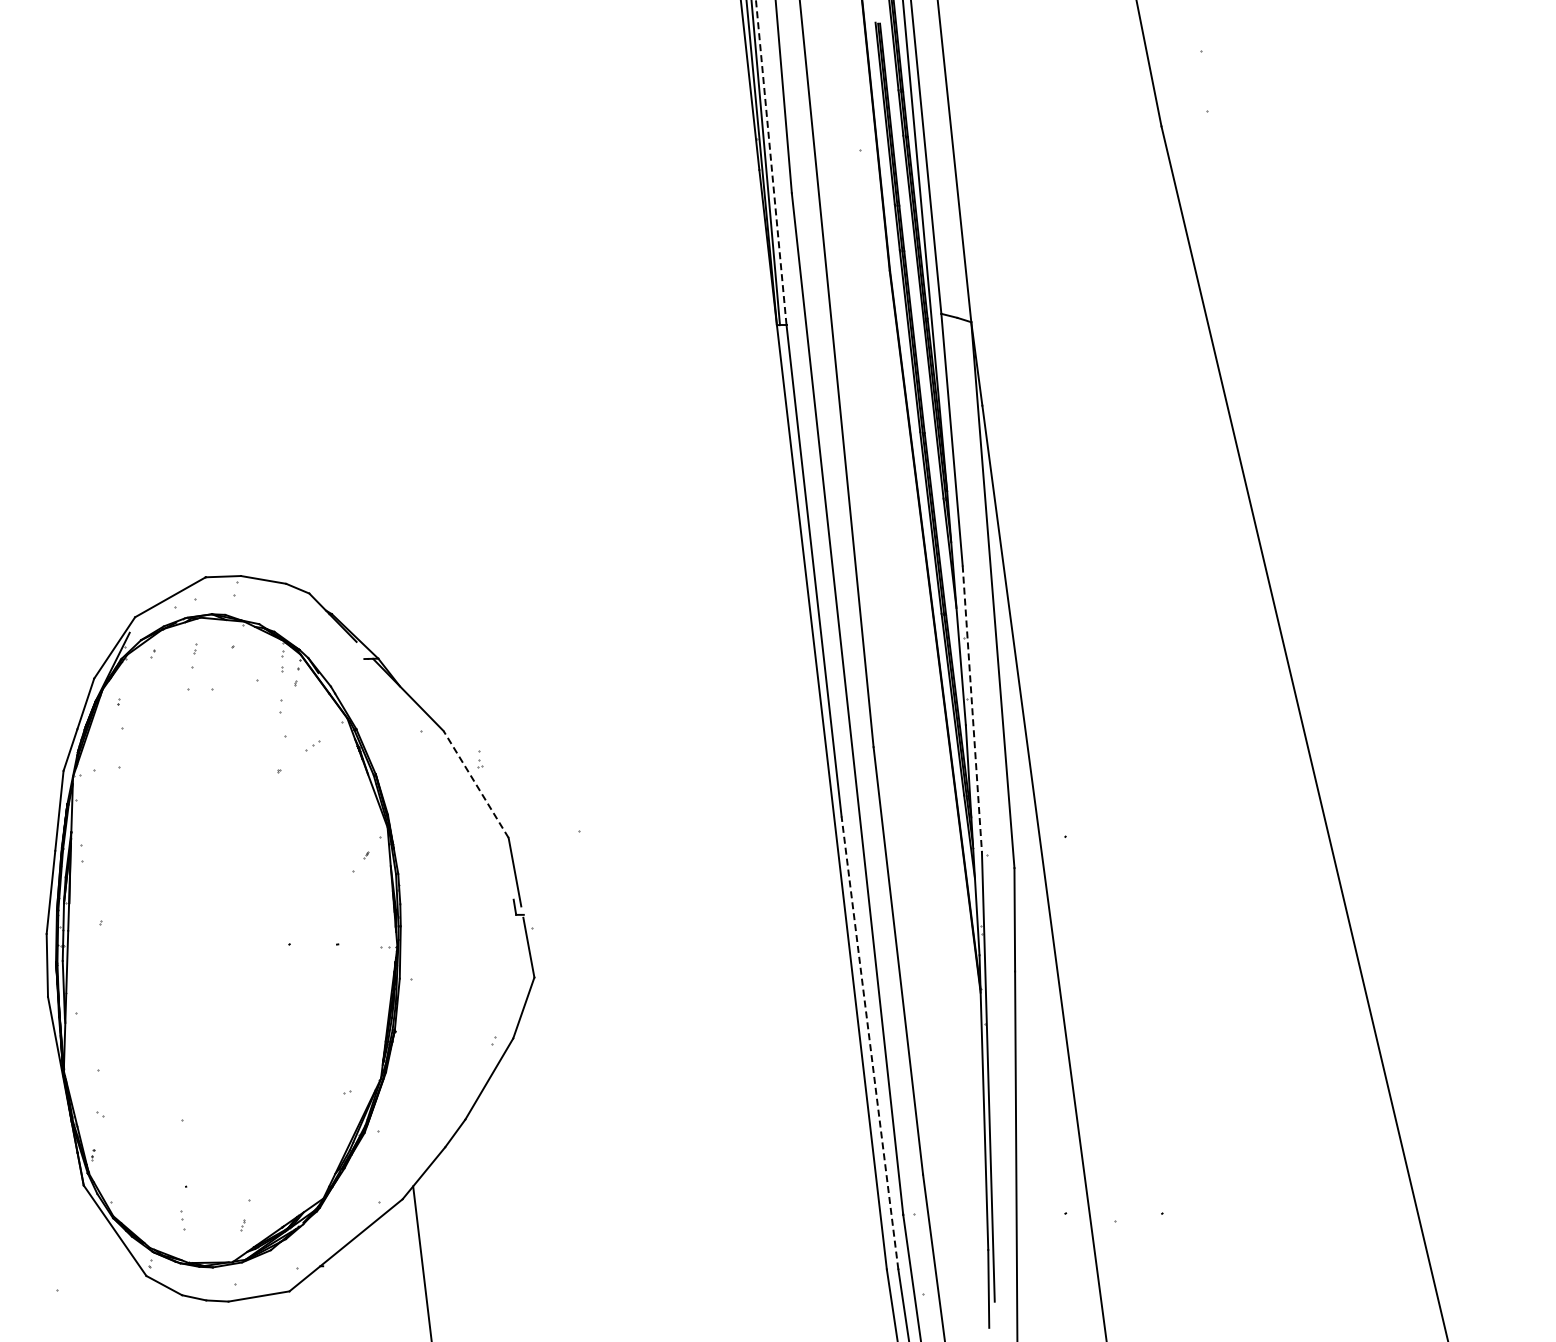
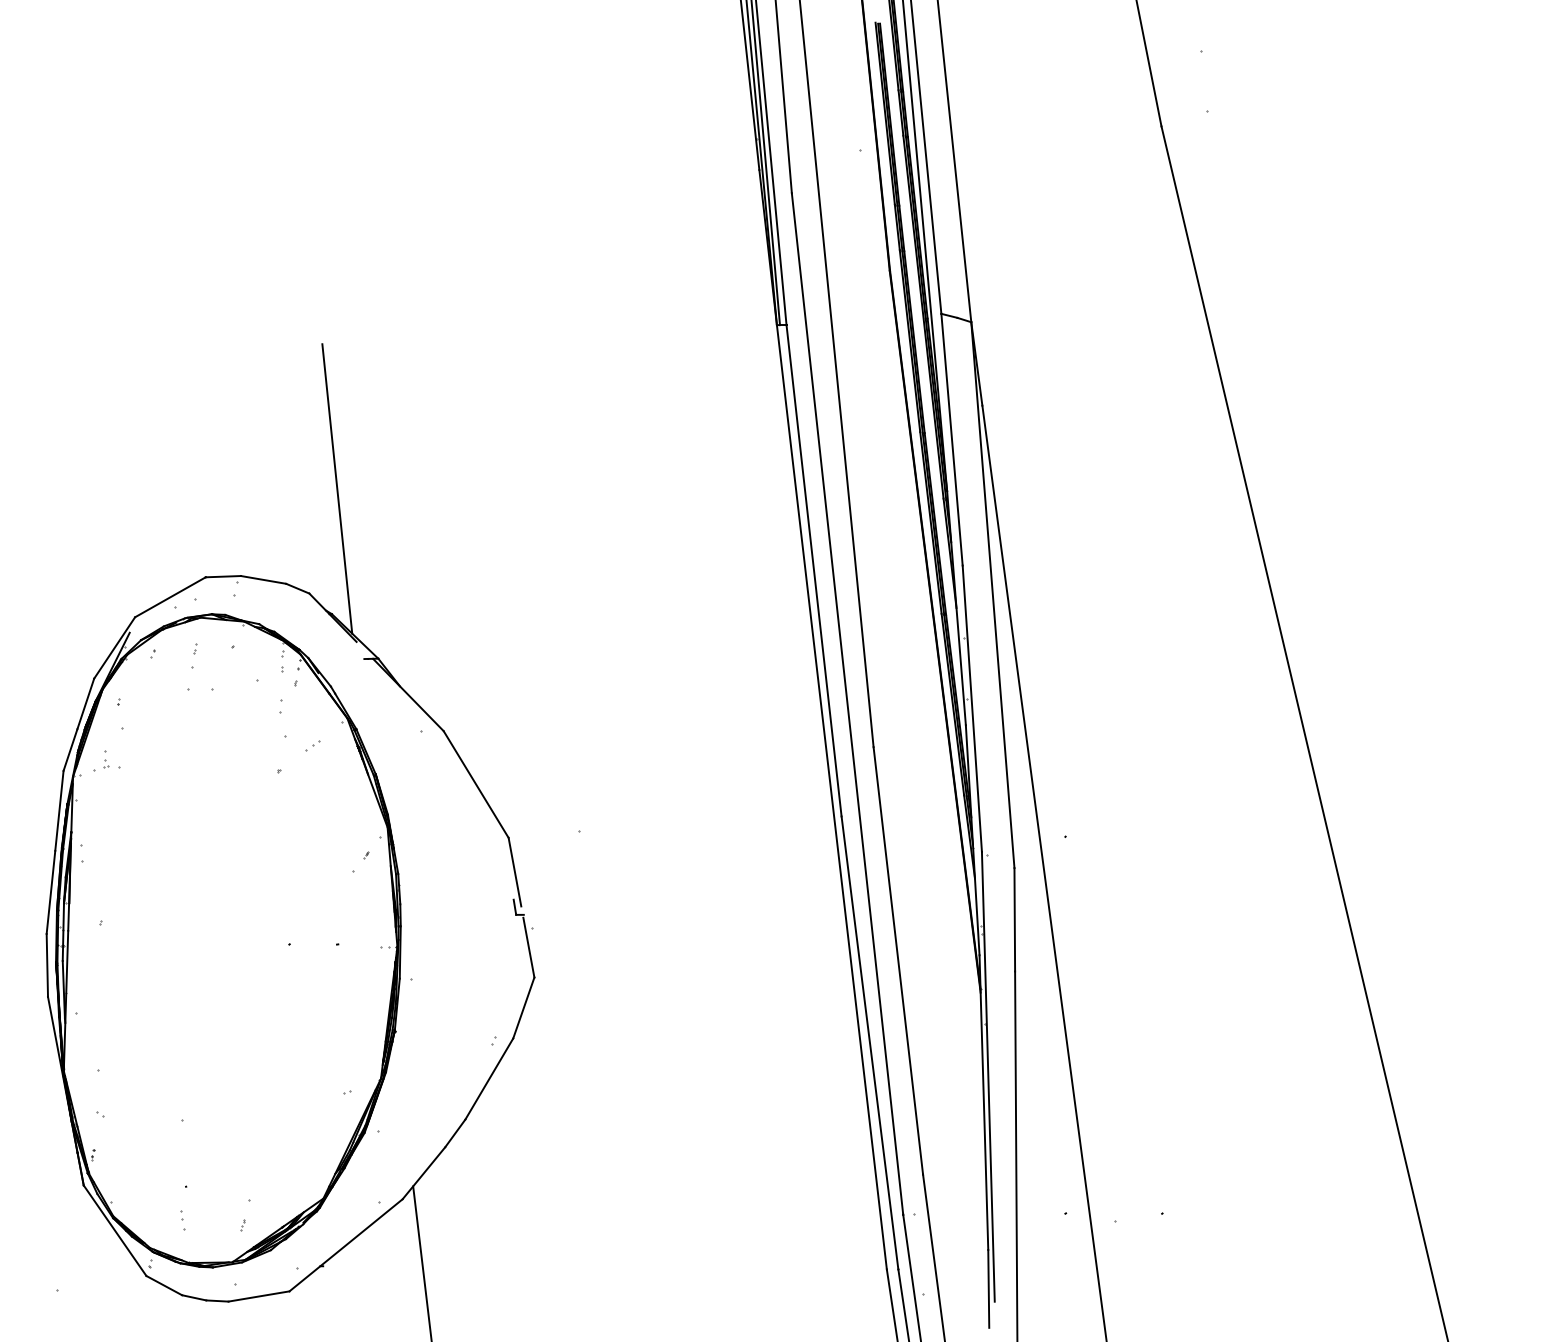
line: dashed -> solid (771, 162)
line: none -> present (337, 488)
line: dashed -> solid (972, 709)
part position: (480, 759) -> (106, 759) (106, 759)
line: dashed -> solid (475, 784)
line: dashed -> solid (869, 1042)
